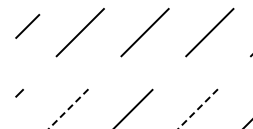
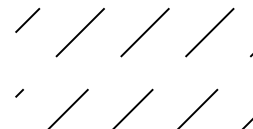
line position: (27, 26) -> (27, 20) (27, 20)
line: dashed -> solid (68, 108)
line: dashed -> solid (198, 108)
